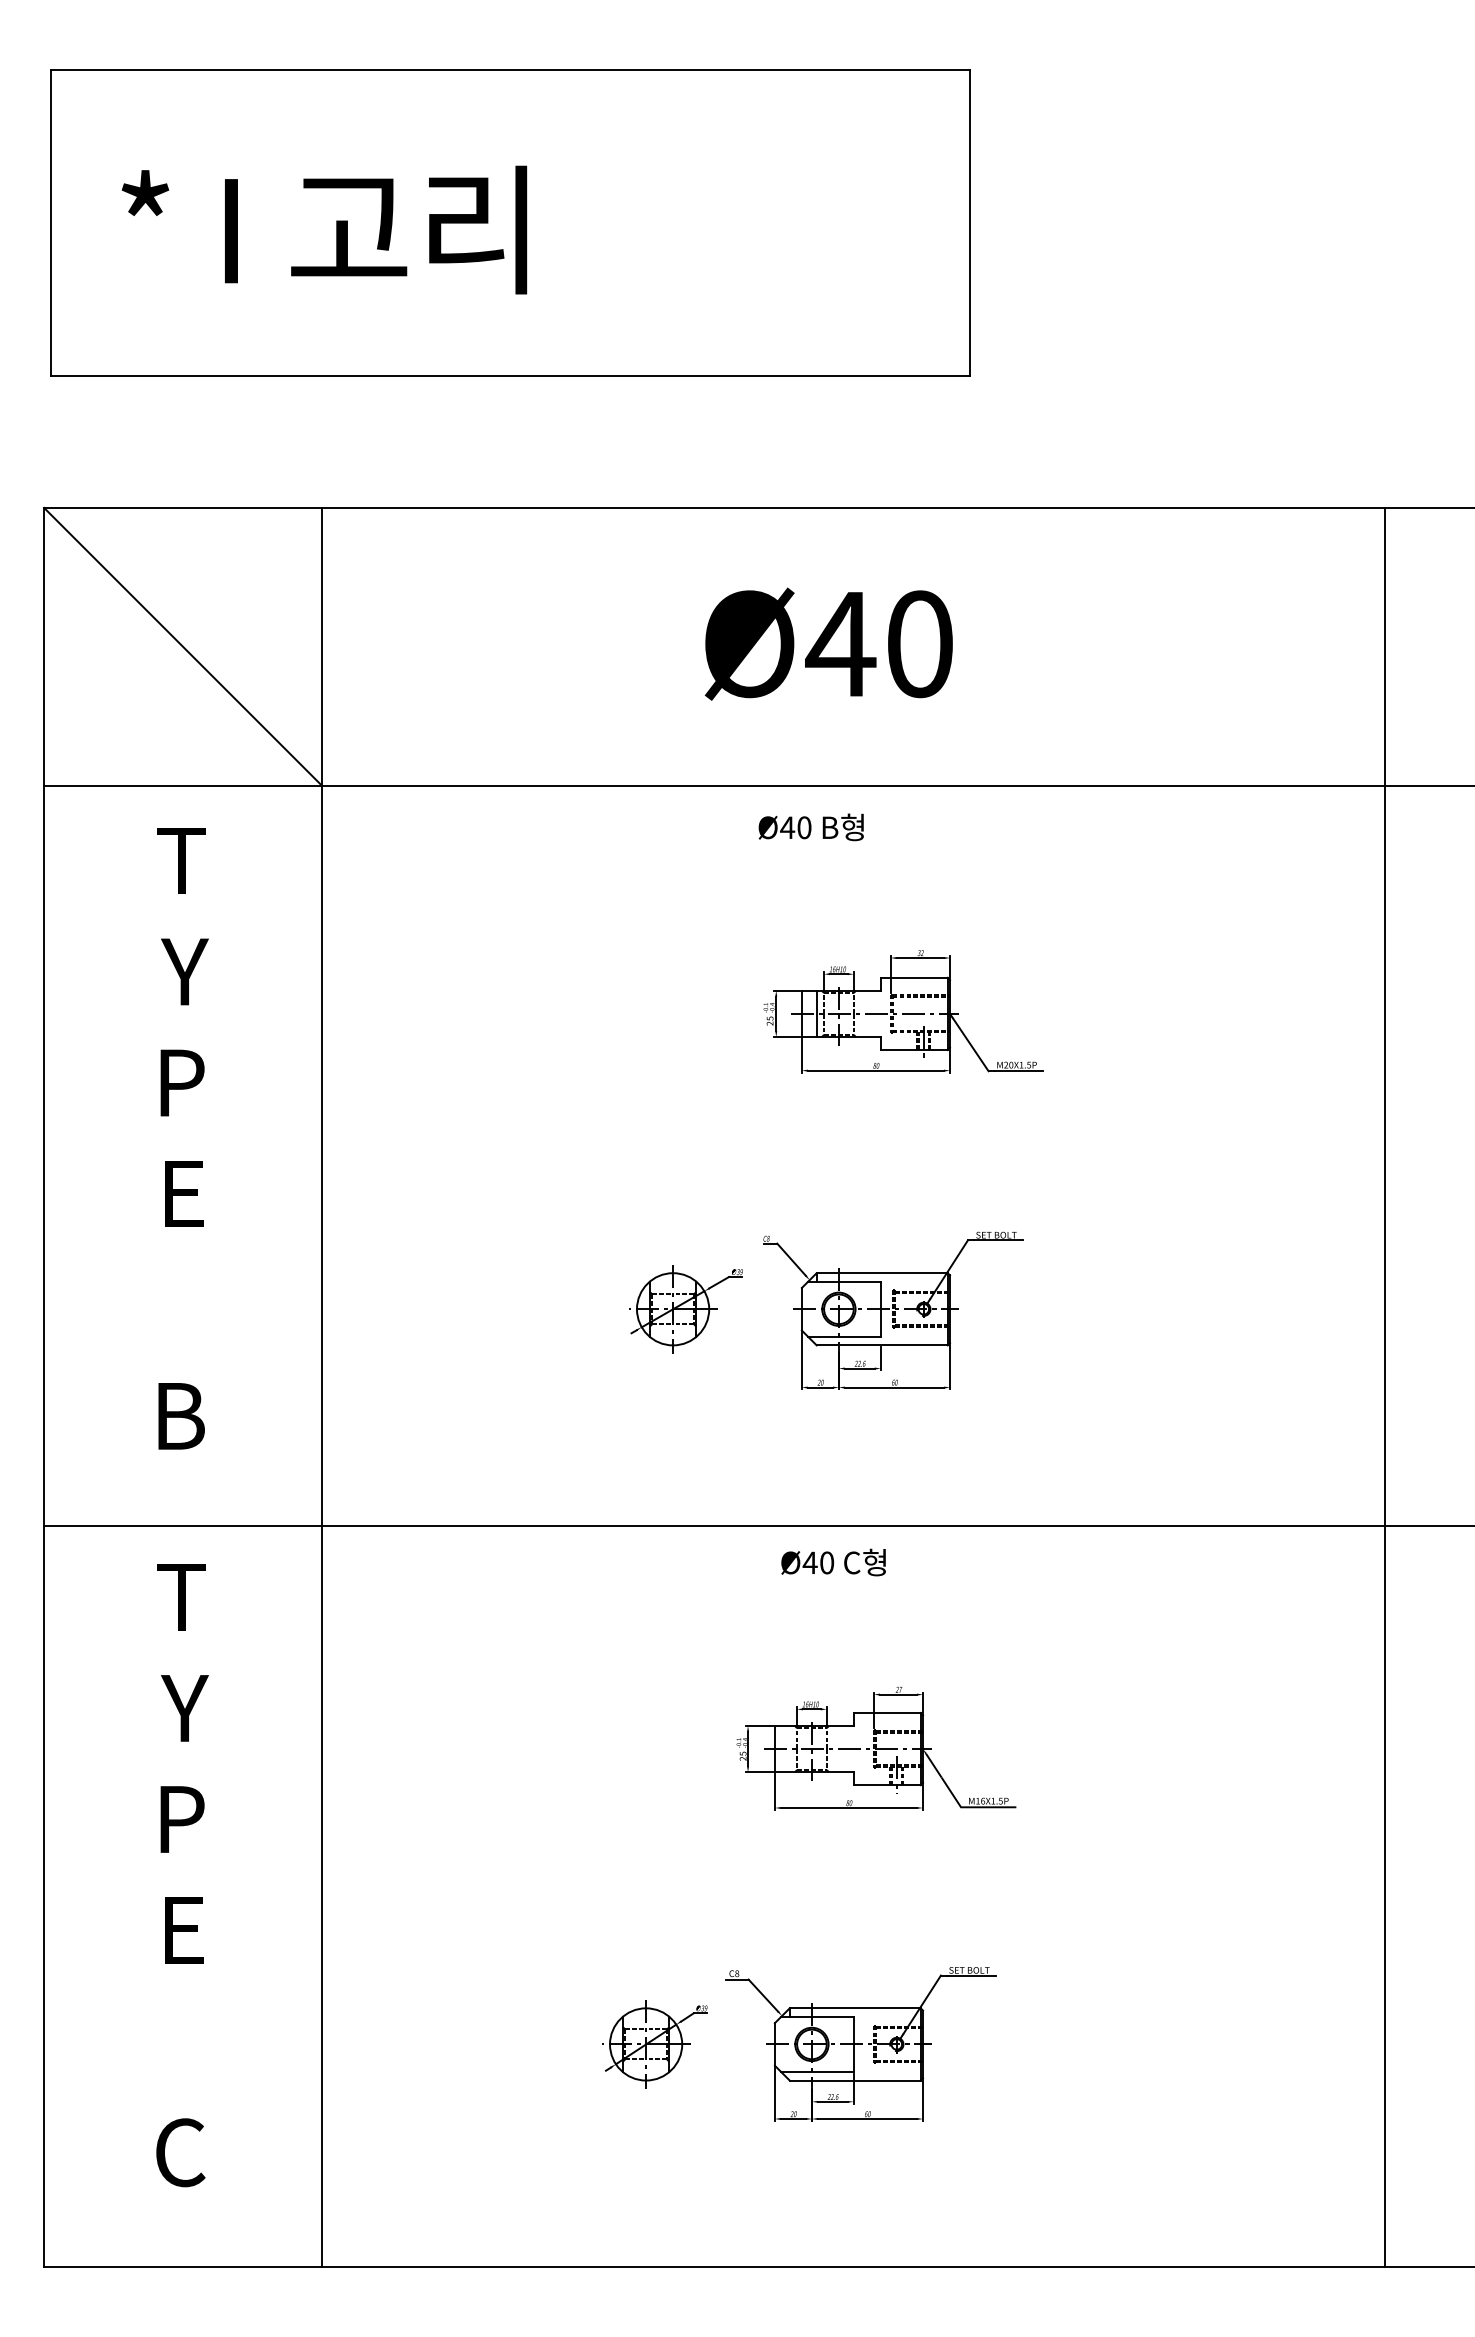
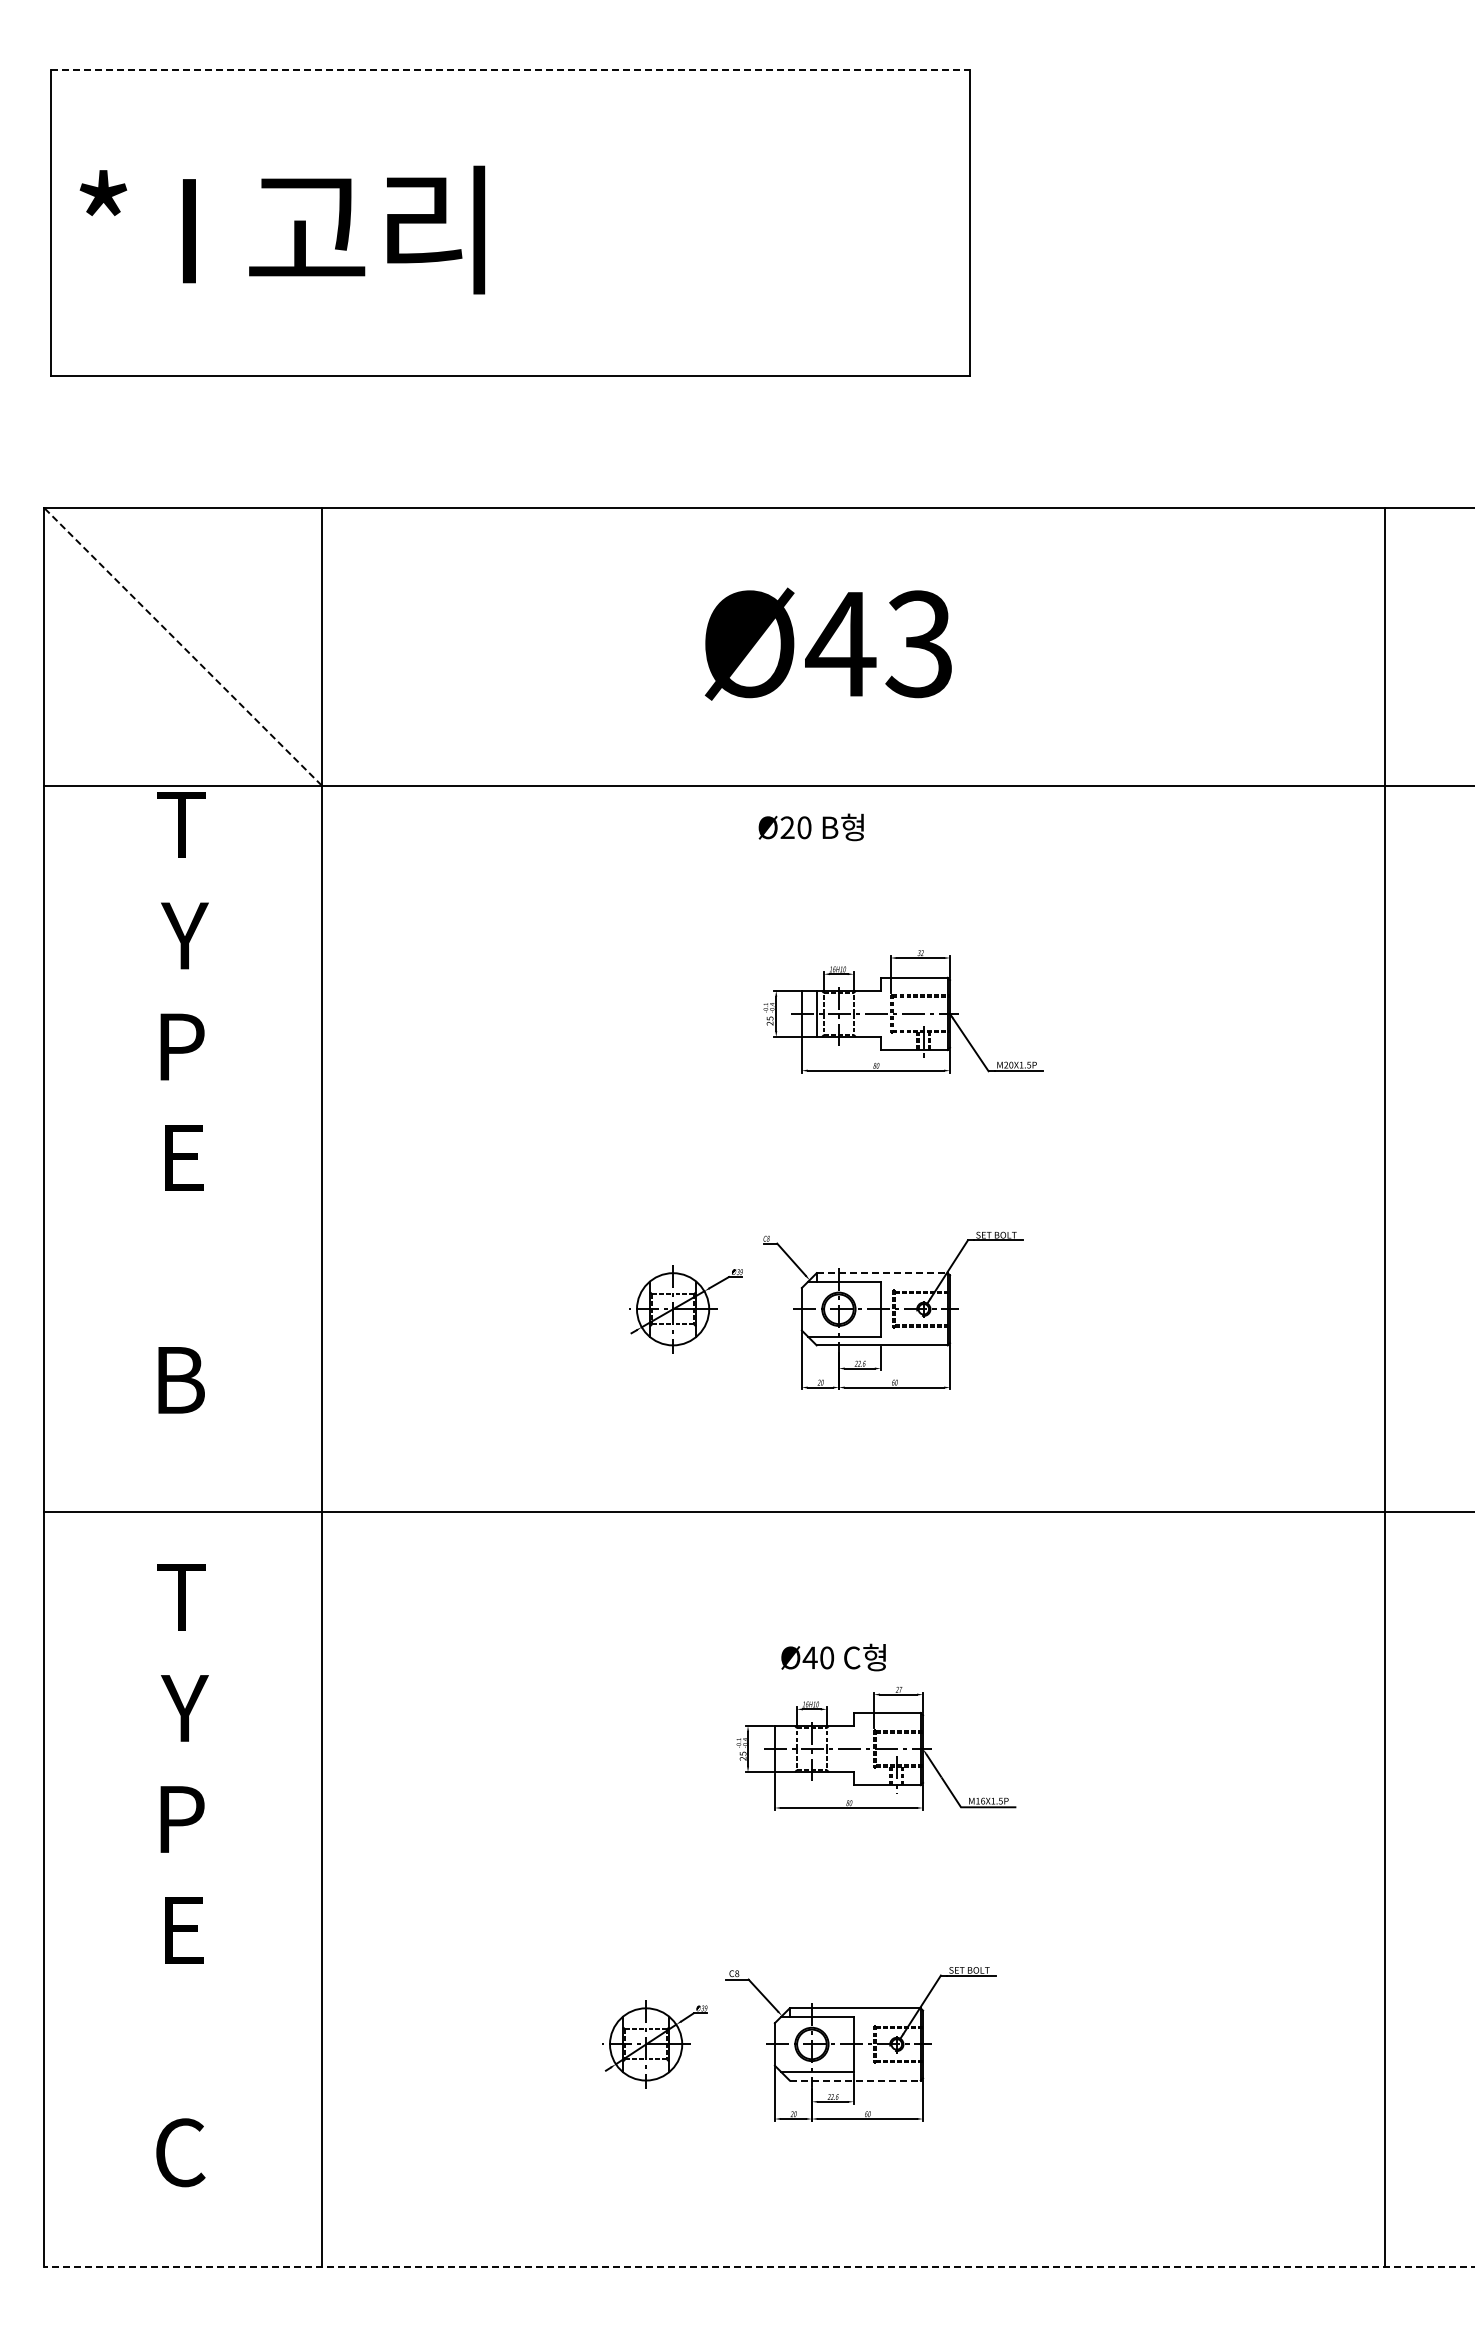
line: solid -> dashed (510, 70)
text position: (324, 229) -> (282, 229) (282, 229)
text: Ø40 -> Ø43 (918, 644)
line: solid -> dashed (182, 646)
text: Ø40 -> Ø20 (787, 827)
text position: (182, 1138) -> (182, 1102) (182, 1102)
line: solid -> dashed (882, 1273)
line position: (757, 1526) -> (757, 1512) (757, 1512)
text position: (833, 1562) -> (833, 1657) (833, 1657)
line: solid -> dashed (855, 2080)
line: solid -> dashed (759, 2266)
